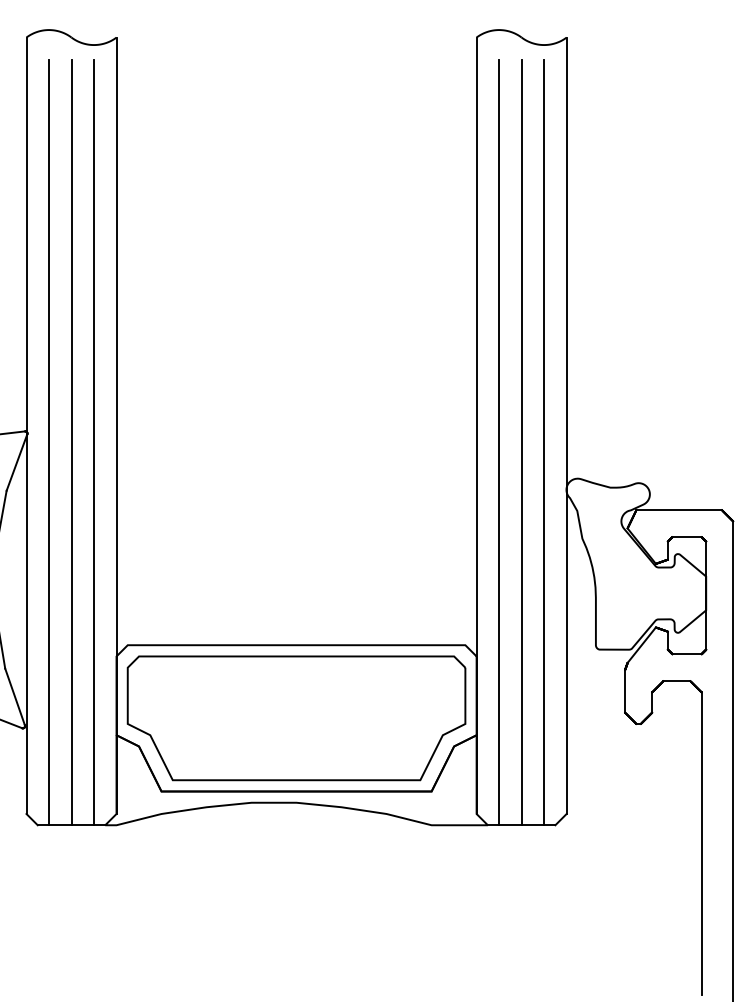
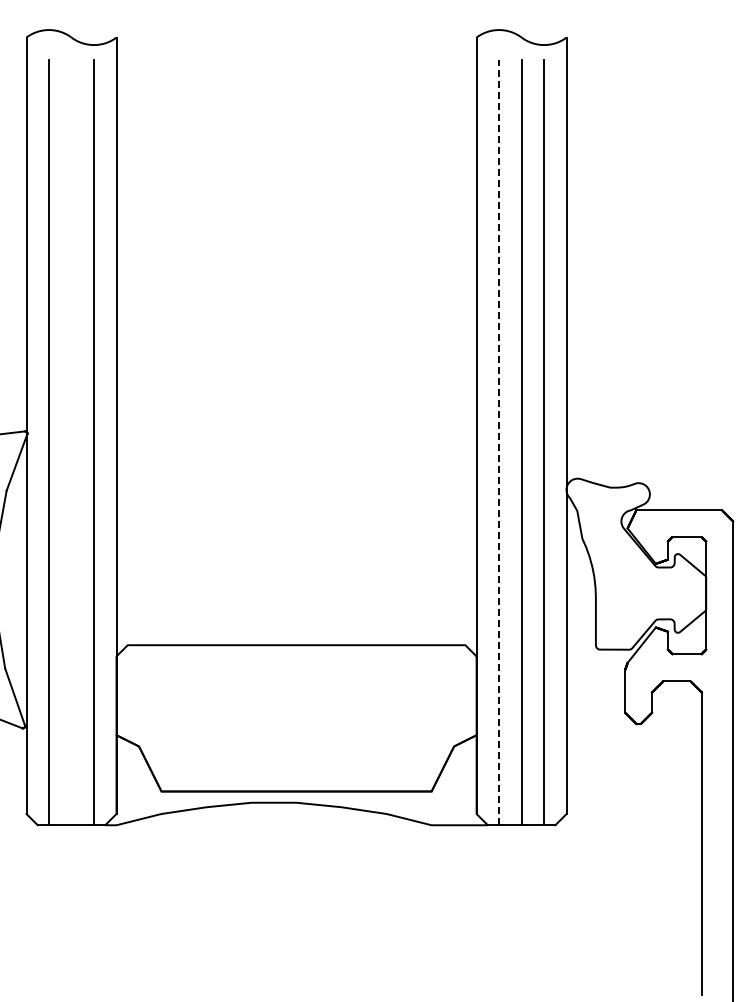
line: present -> none (71, 442)
line: solid -> dashed (499, 442)
part: present -> none (296, 718)
